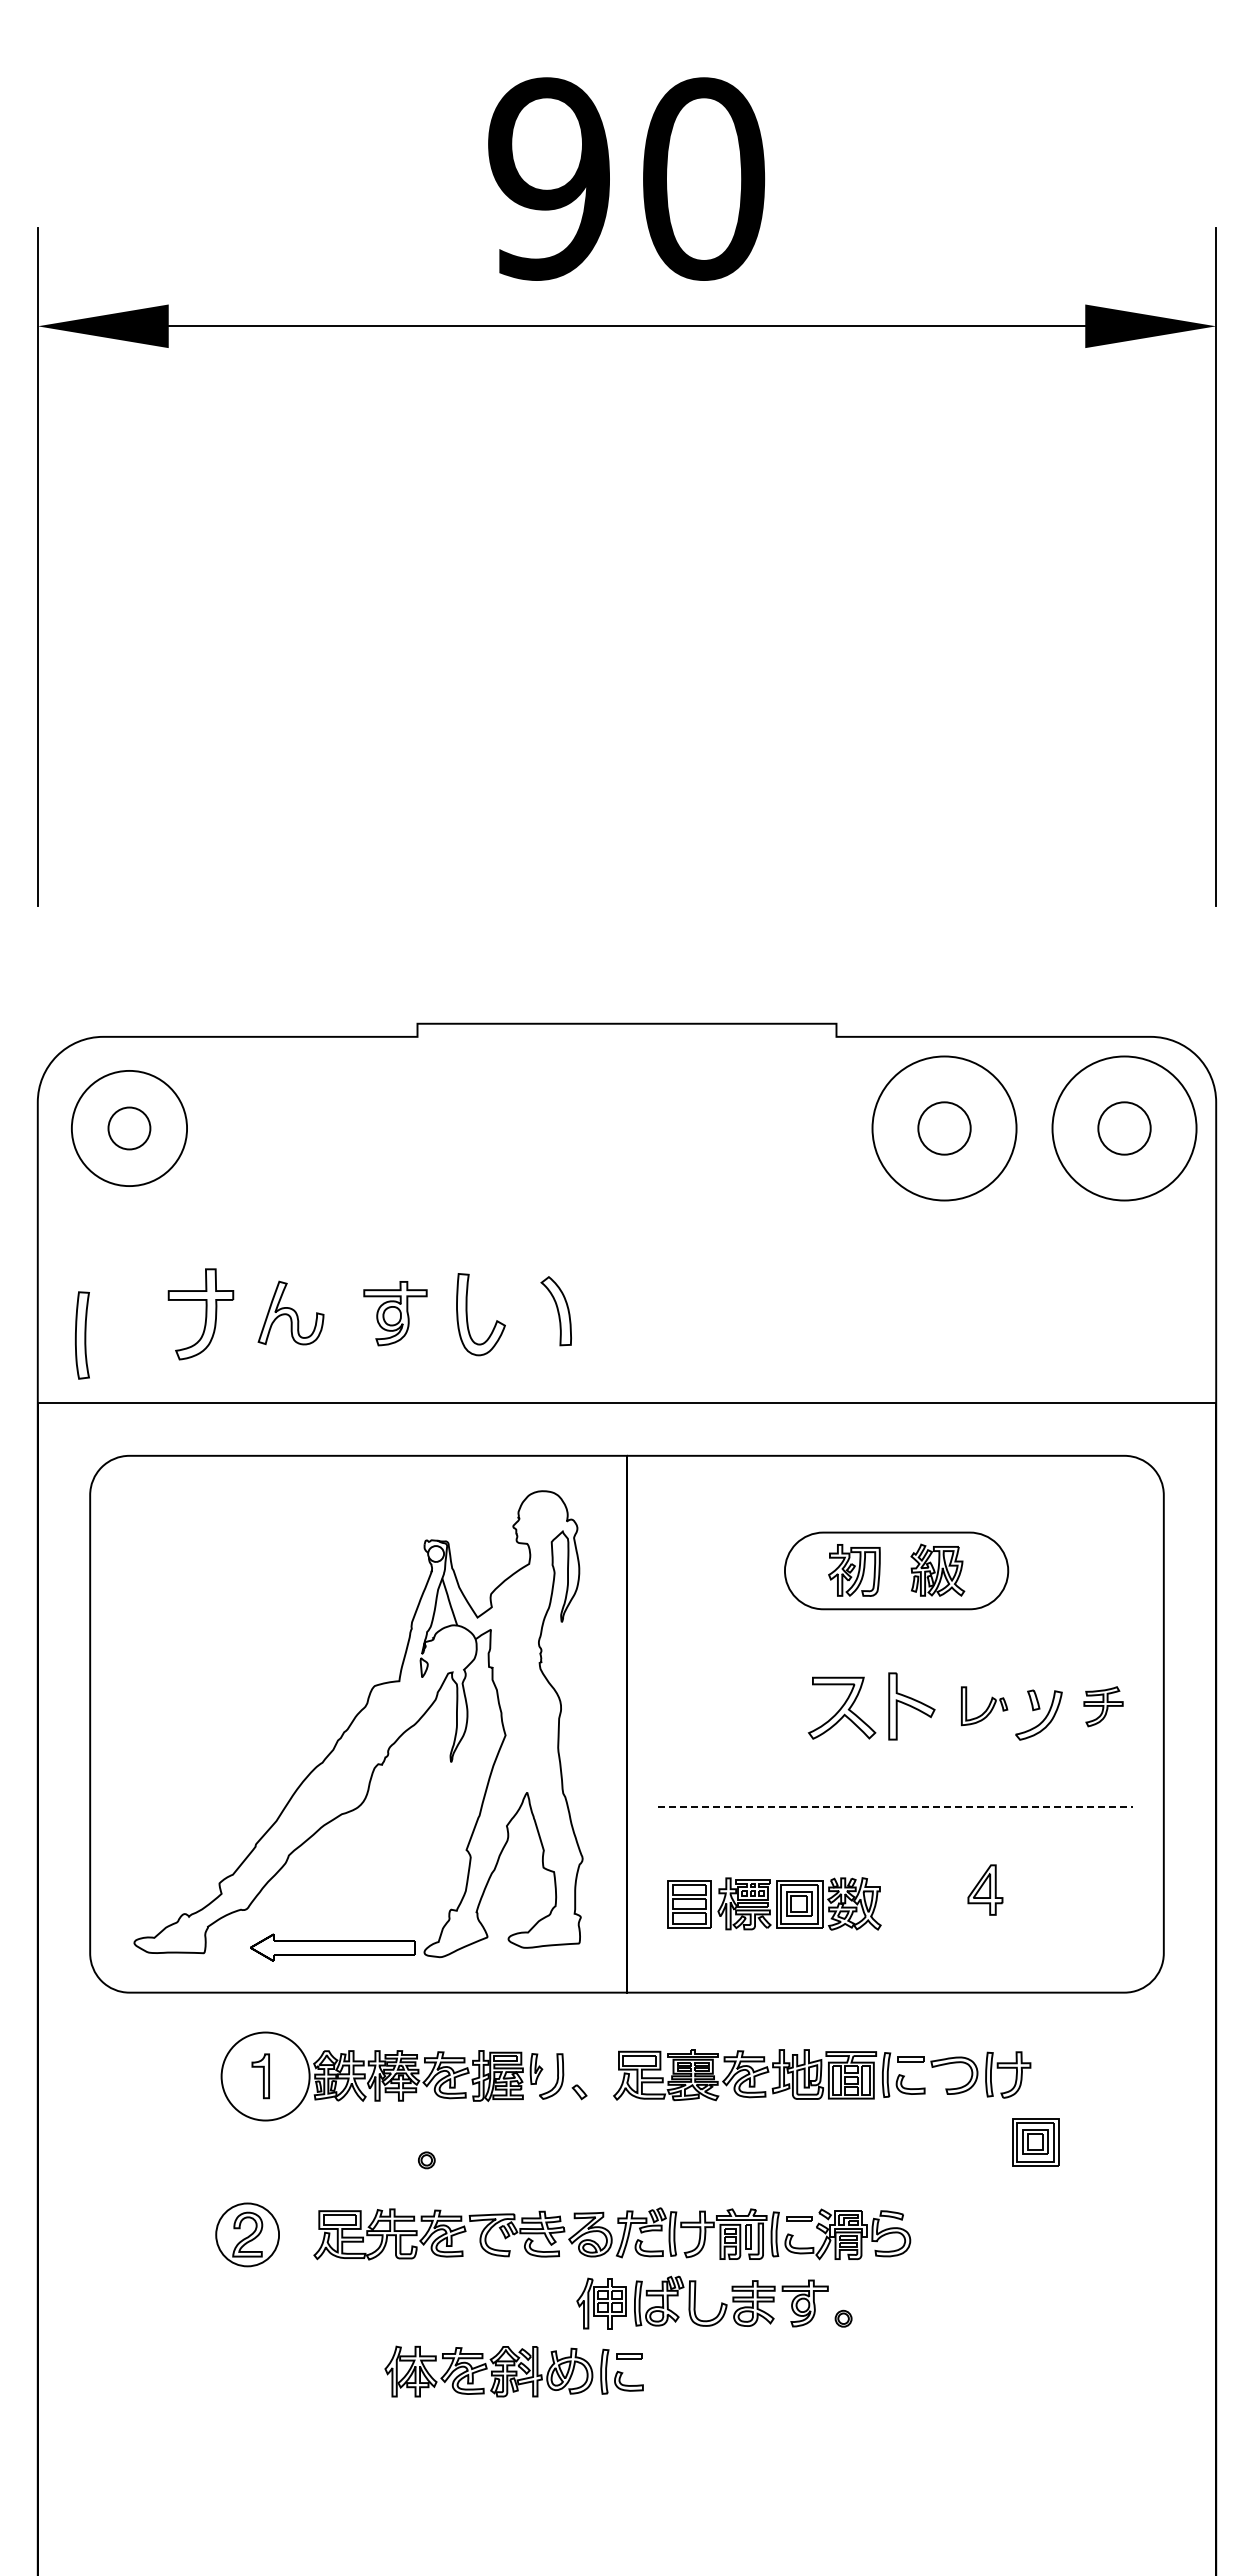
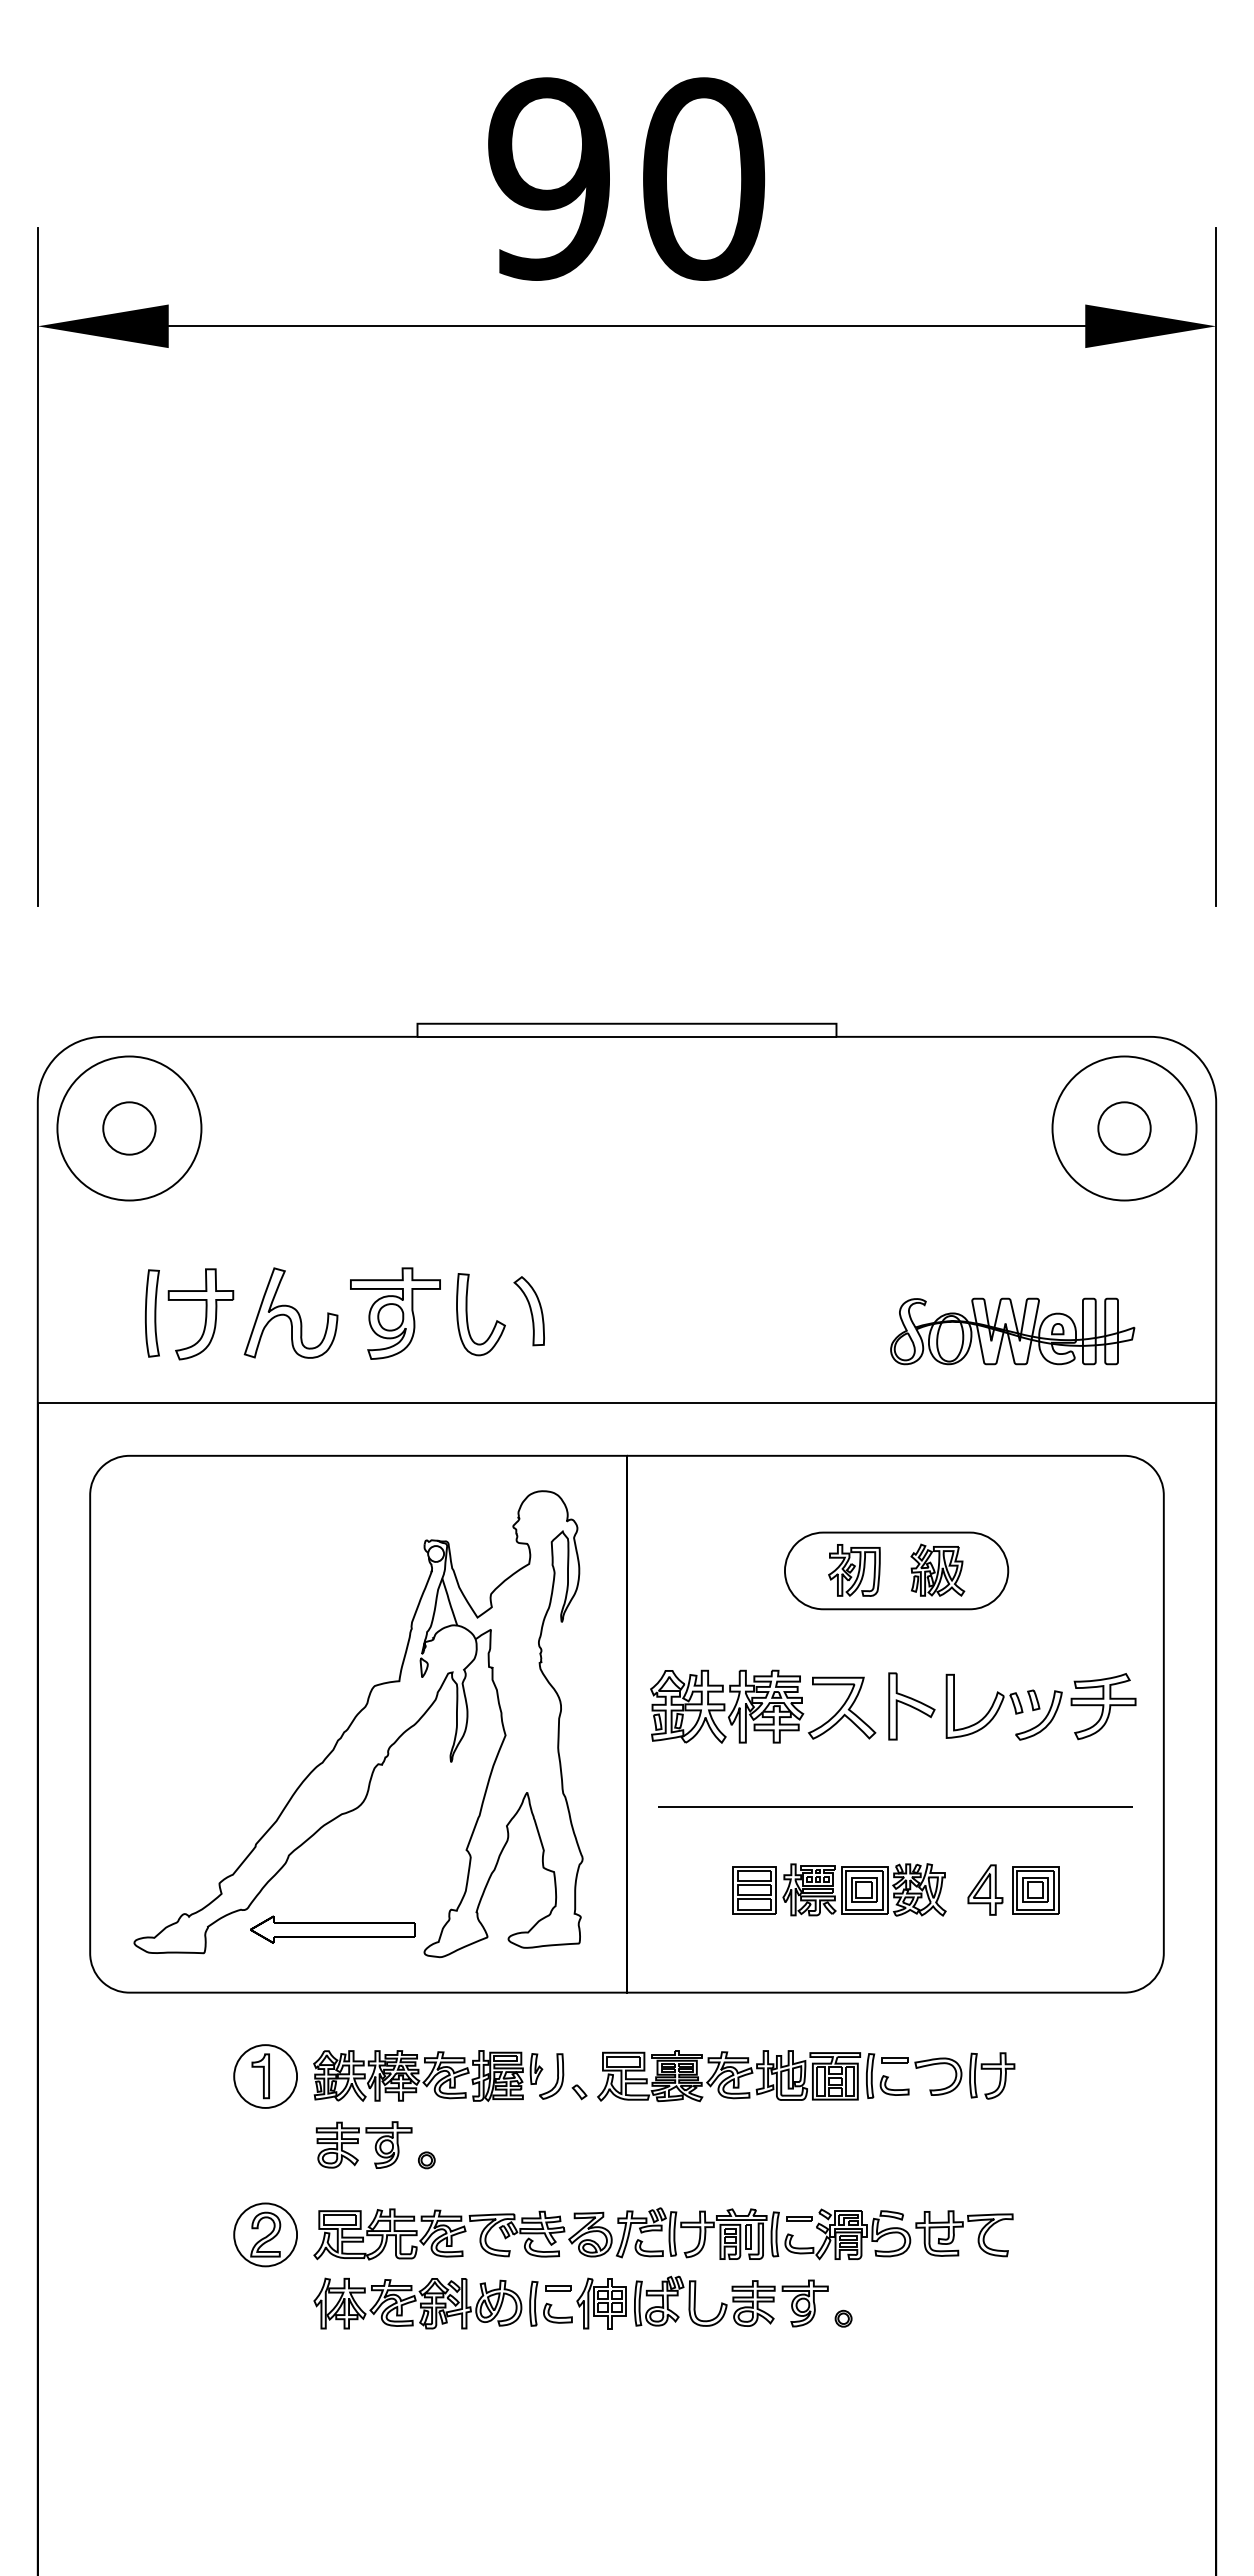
line: none -> present (626, 1036)
part size: 117x117 px -> 147x147 px (129, 1128)
part: present -> none (944, 1128)
part position: (555, 1311) -> (528, 1311) (528, 1311)
part size: 68x66 px -> 96x92 px (290, 1312)
part size: 65x66 px -> 91x93 px (395, 1313)
part: none -> present (1012, 1331)
part position: (81, 1335) -> (151, 1313) (151, 1313)
part: none -> present (727, 1706)
part size: 48x41 px -> 79x66 px (984, 1705)
part size: 41x42 px -> 67x68 px (1103, 1706)
line: dashed -> solid (895, 1807)
part position: (774, 1903) -> (839, 1889) (839, 1889)
part position: (332, 1947) -> (332, 1929) (332, 1929)
part position: (822, 2075) -> (806, 2076) (806, 2076)
circle diameter: 88 px -> 63 px (265, 2076)
part position: (1035, 2142) -> (1035, 1890) (1035, 1890)
part: none -> present (363, 2144)
part: none -> present (963, 2227)
part position: (247, 2234) -> (265, 2234) (265, 2234)
part position: (513, 2371) -> (442, 2303) (442, 2303)
